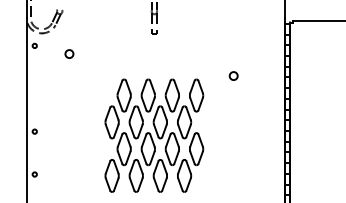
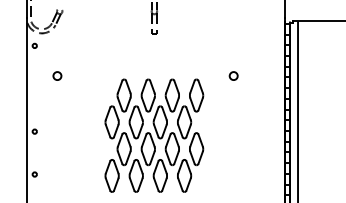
circle position: (69, 53) -> (57, 75) (57, 75)
line: none -> present (298, 110)
